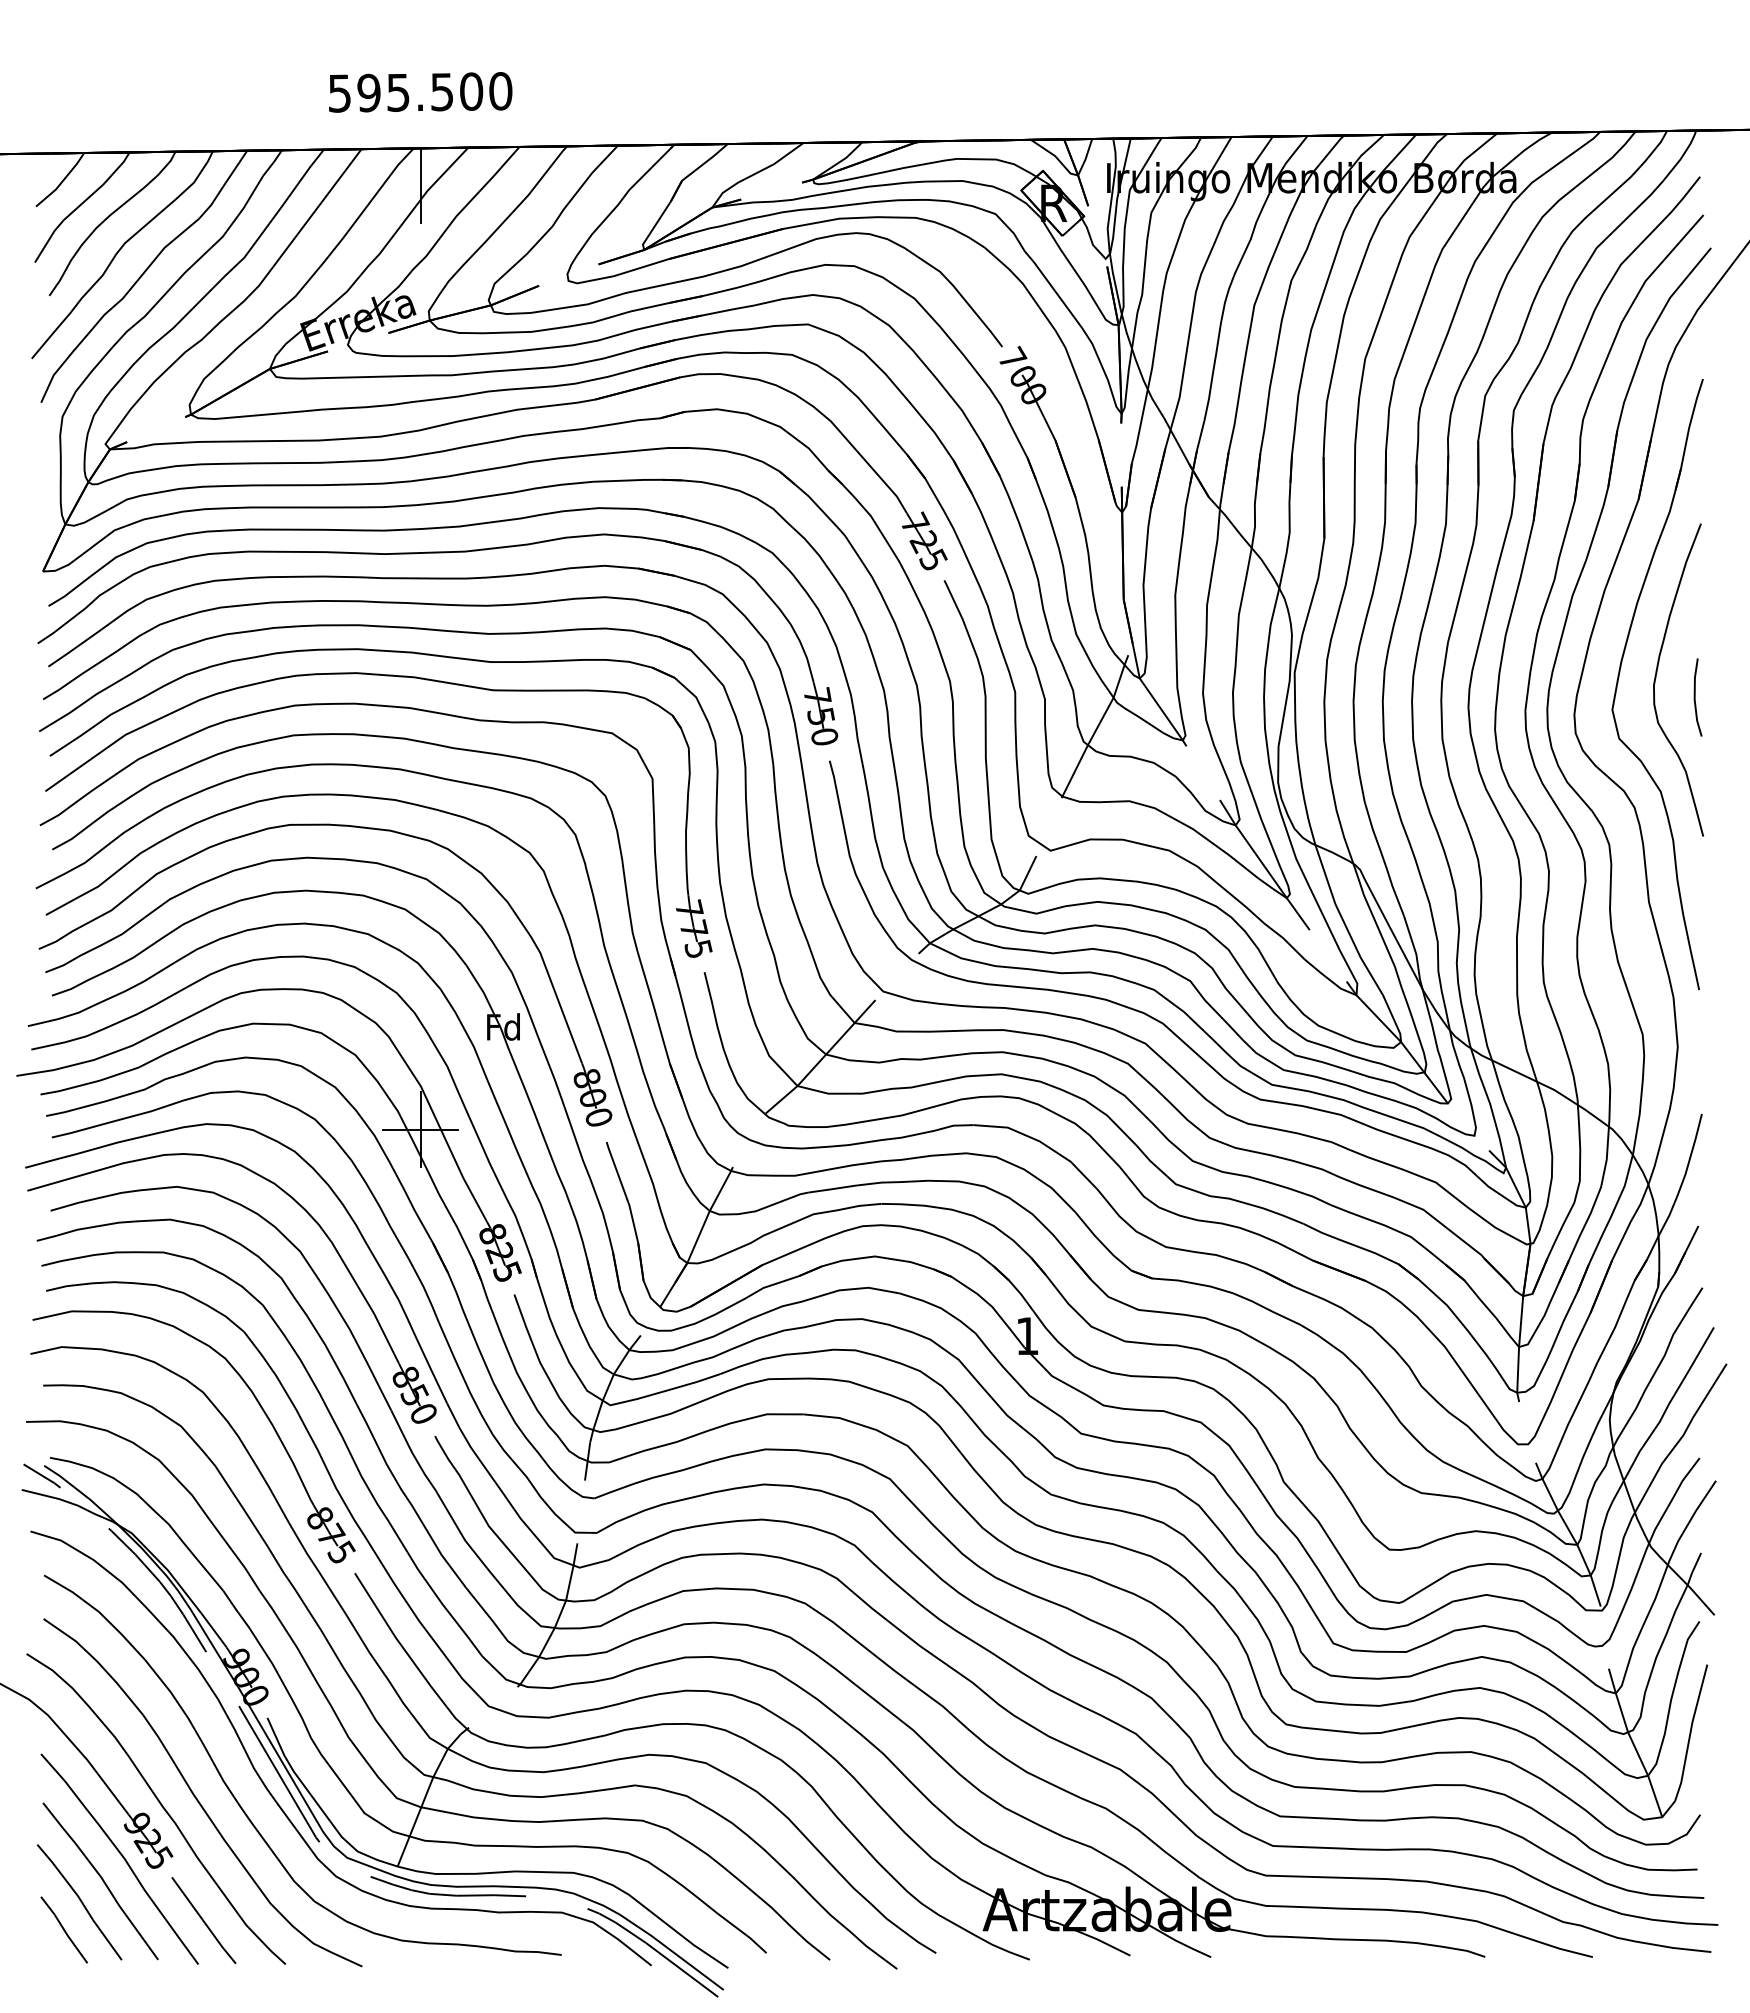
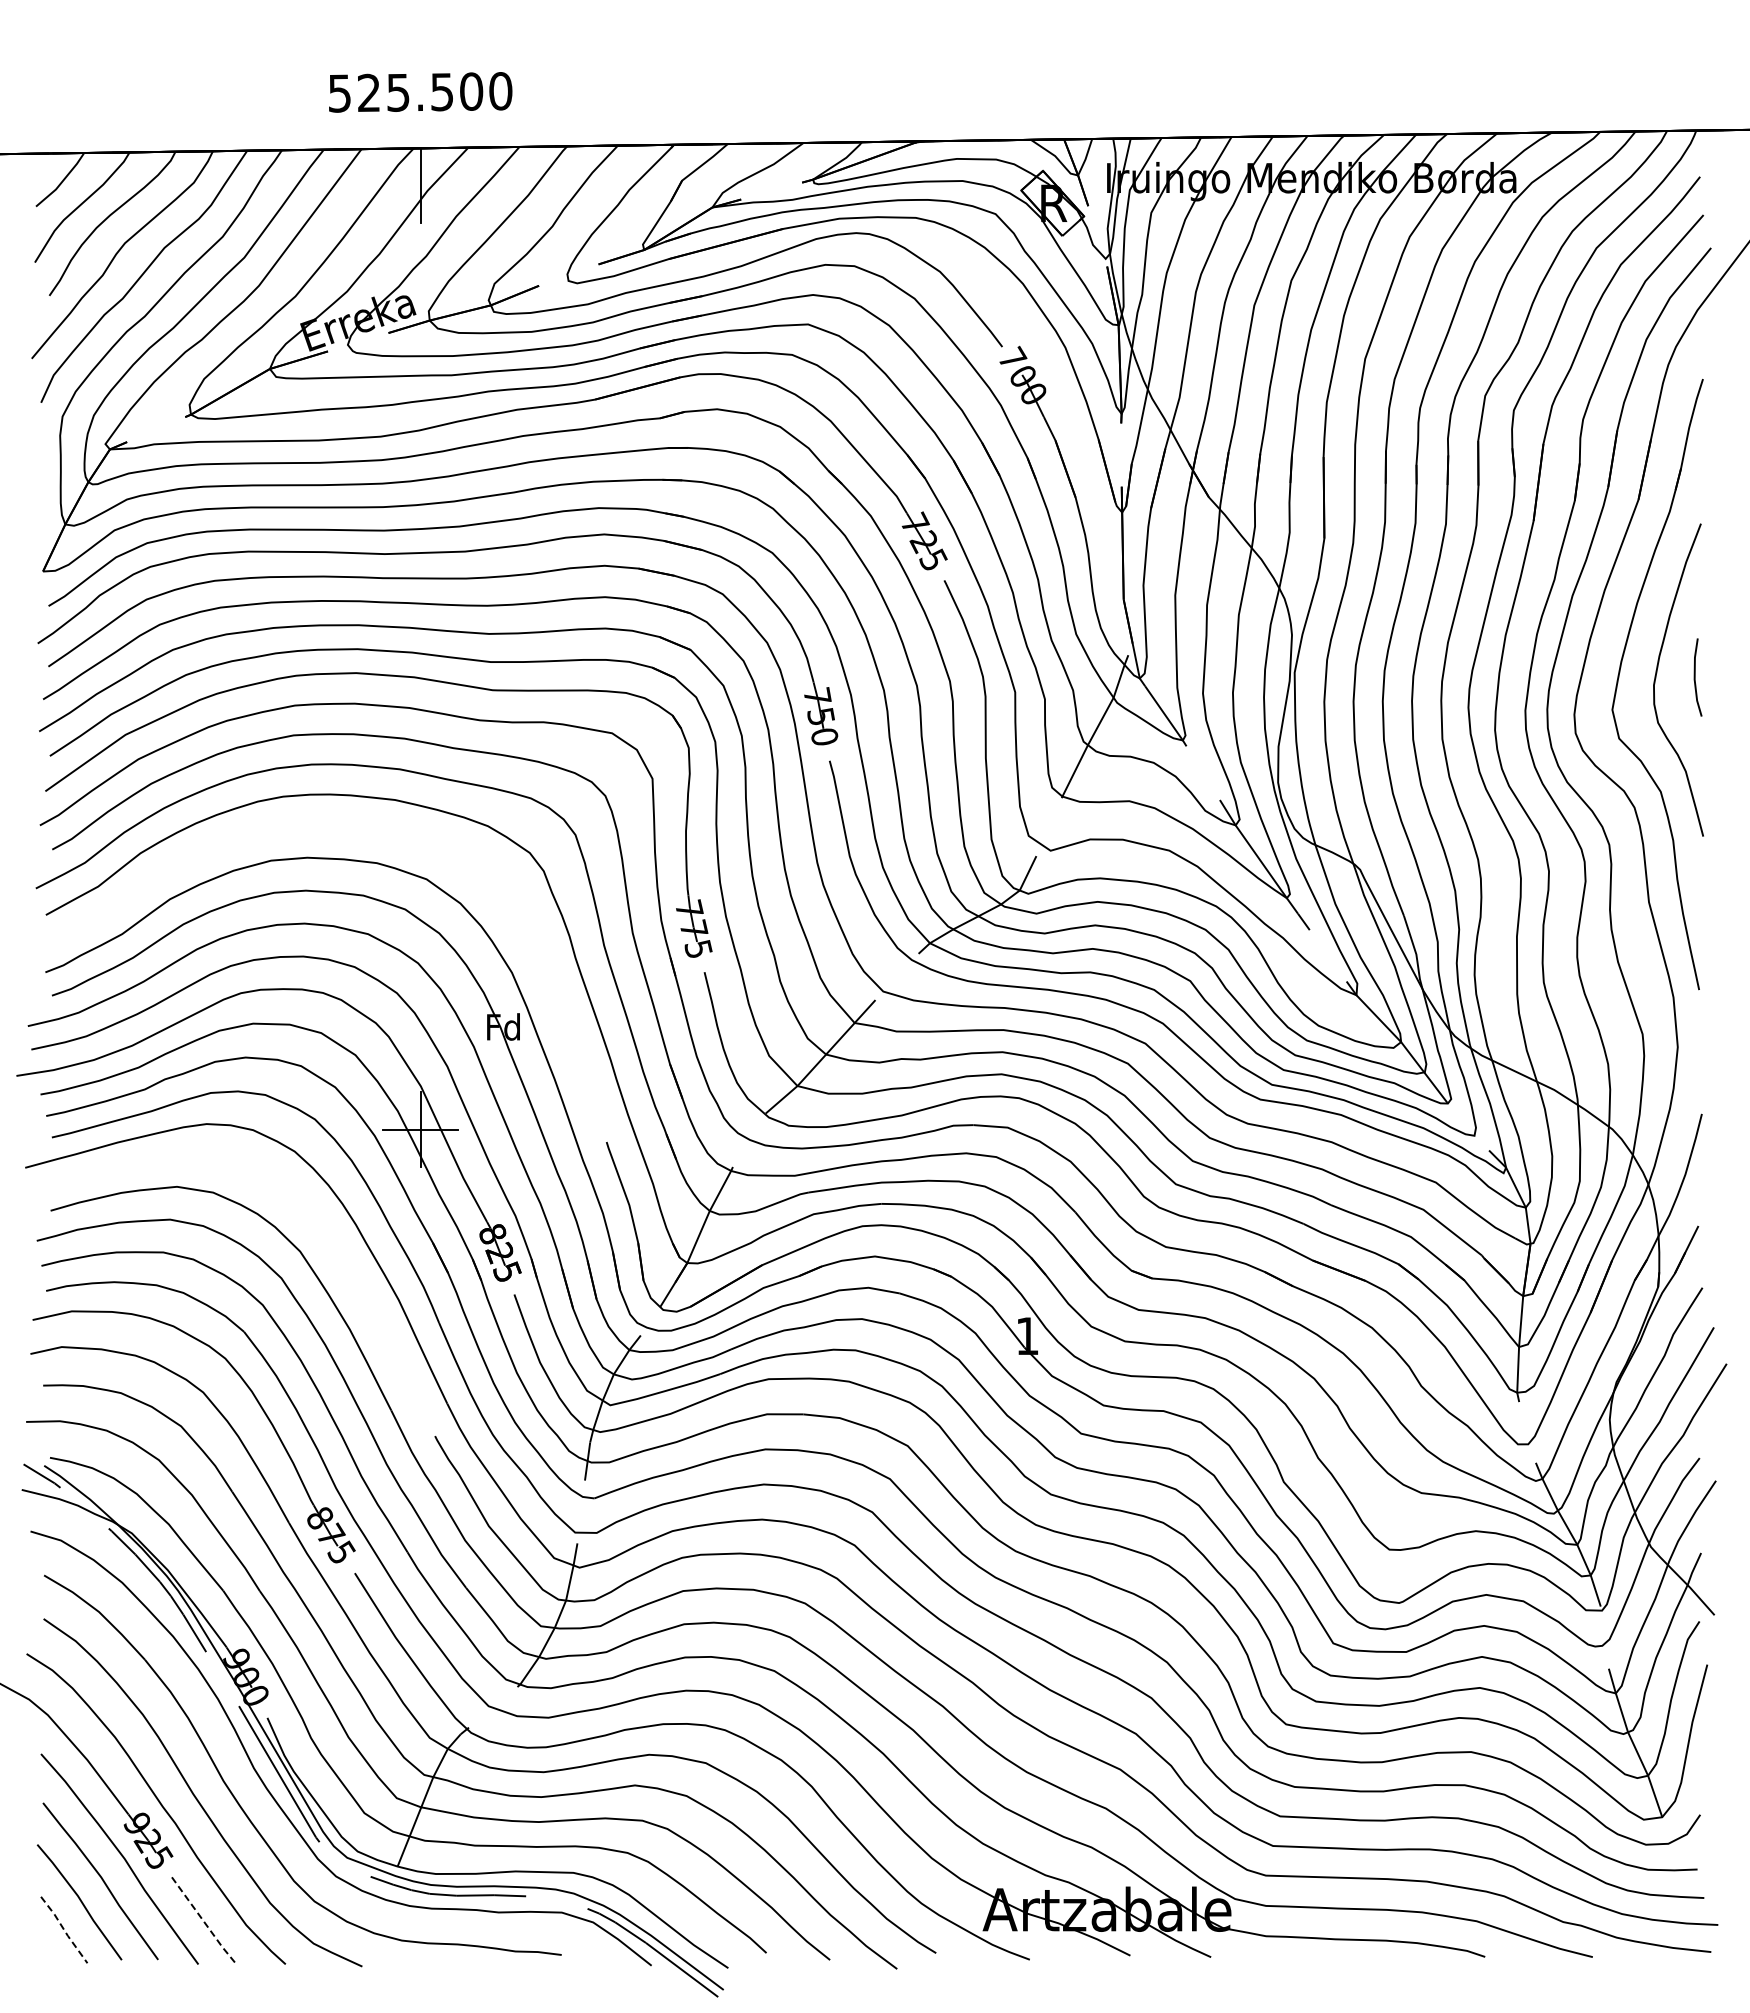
text: 595.500 -> 525.500 (368, 93)
line position: (1695, 697) -> (1695, 677) (1695, 677)
part: present -> none (336, 826)
part: present -> none (310, 1217)
line: solid -> dashed (203, 1921)
line: solid -> dashed (64, 1930)
